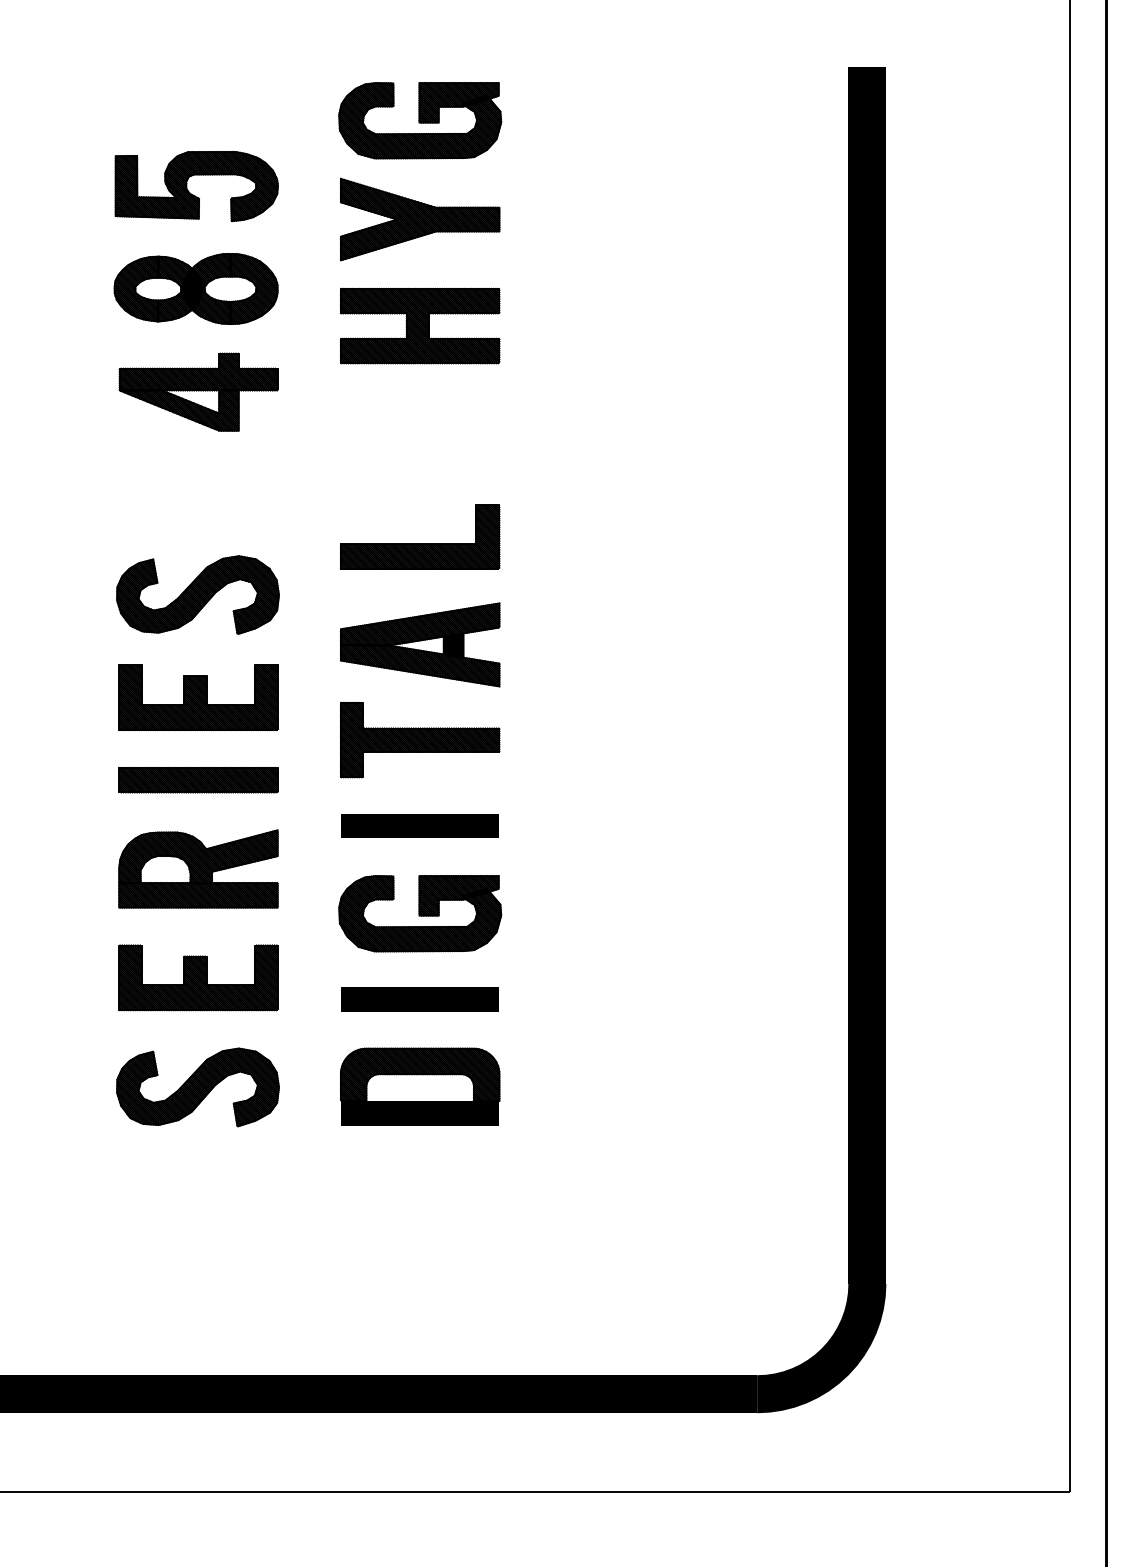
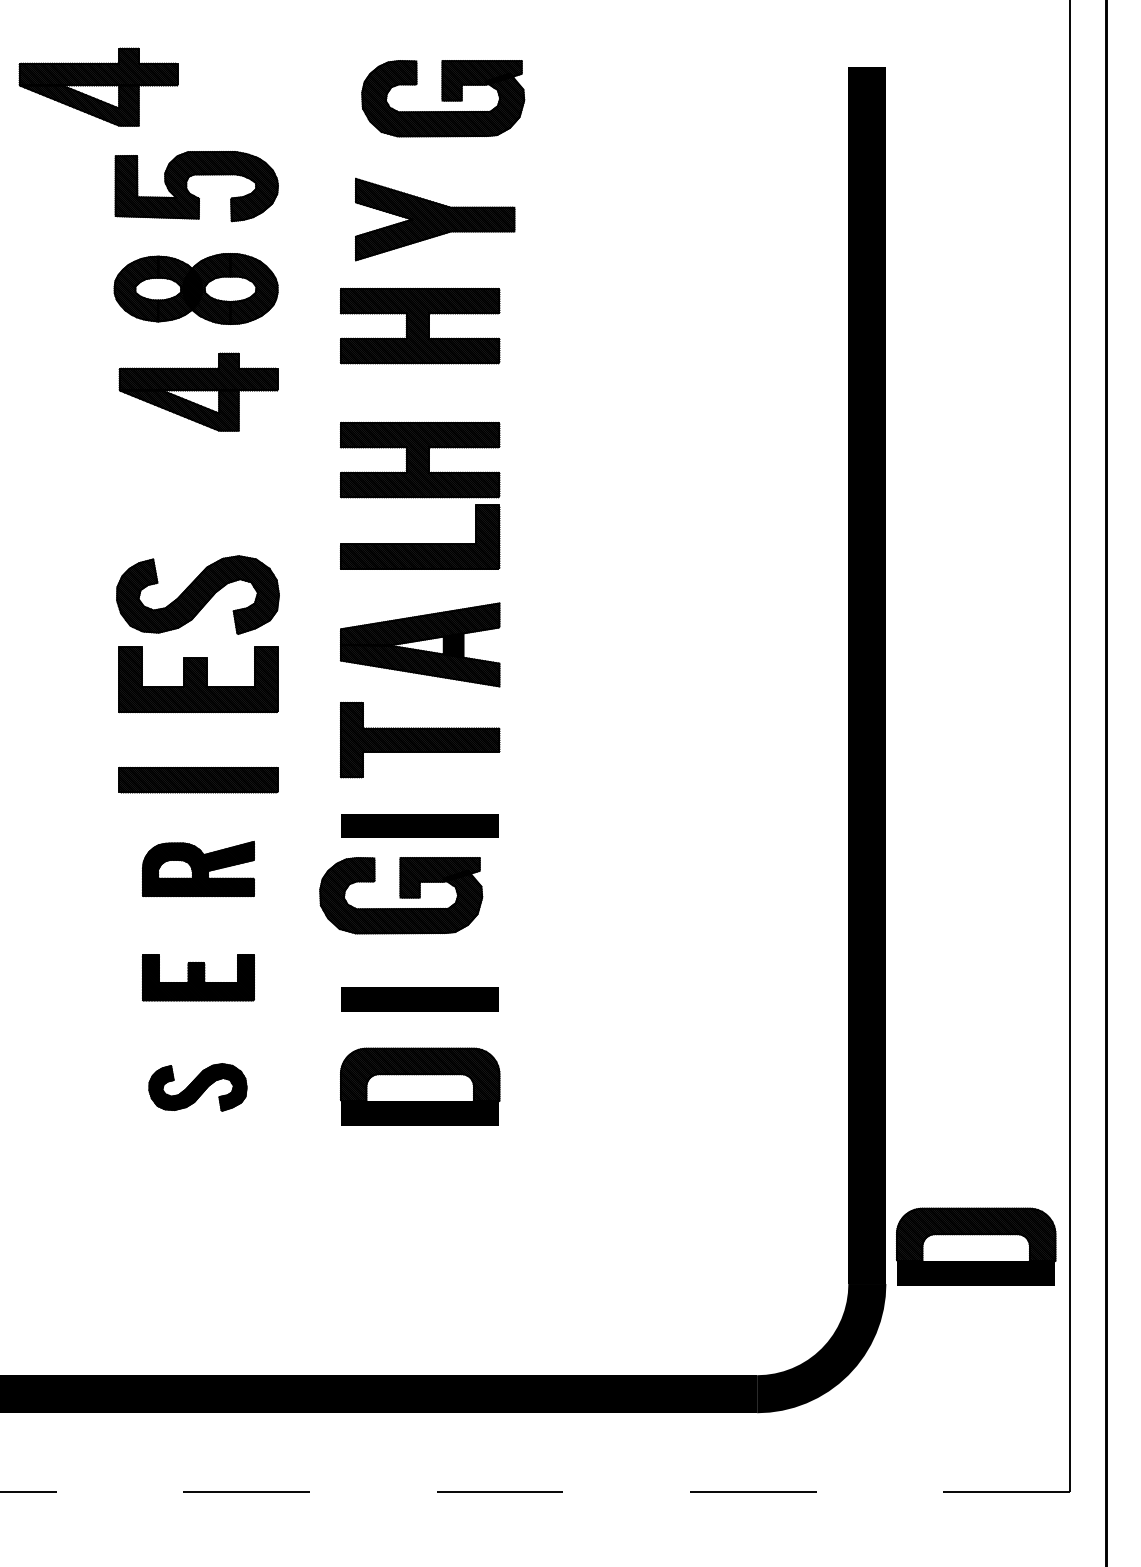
part: none -> present (98, 86)
part position: (420, 120) -> (443, 98) (443, 98)
part position: (419, 219) -> (434, 219) (434, 219)
part: none -> present (419, 459)
part position: (198, 697) -> (198, 679) (198, 679)
part size: 161x80 px -> 113x57 px (198, 868)
part position: (420, 913) -> (401, 895) (401, 895)
part size: 161x68 px -> 113x48 px (198, 977)
part size: 164x81 px -> 100x49 px (197, 1087)
part: none -> present (975, 1246)
line: solid -> dashed (535, 1492)
